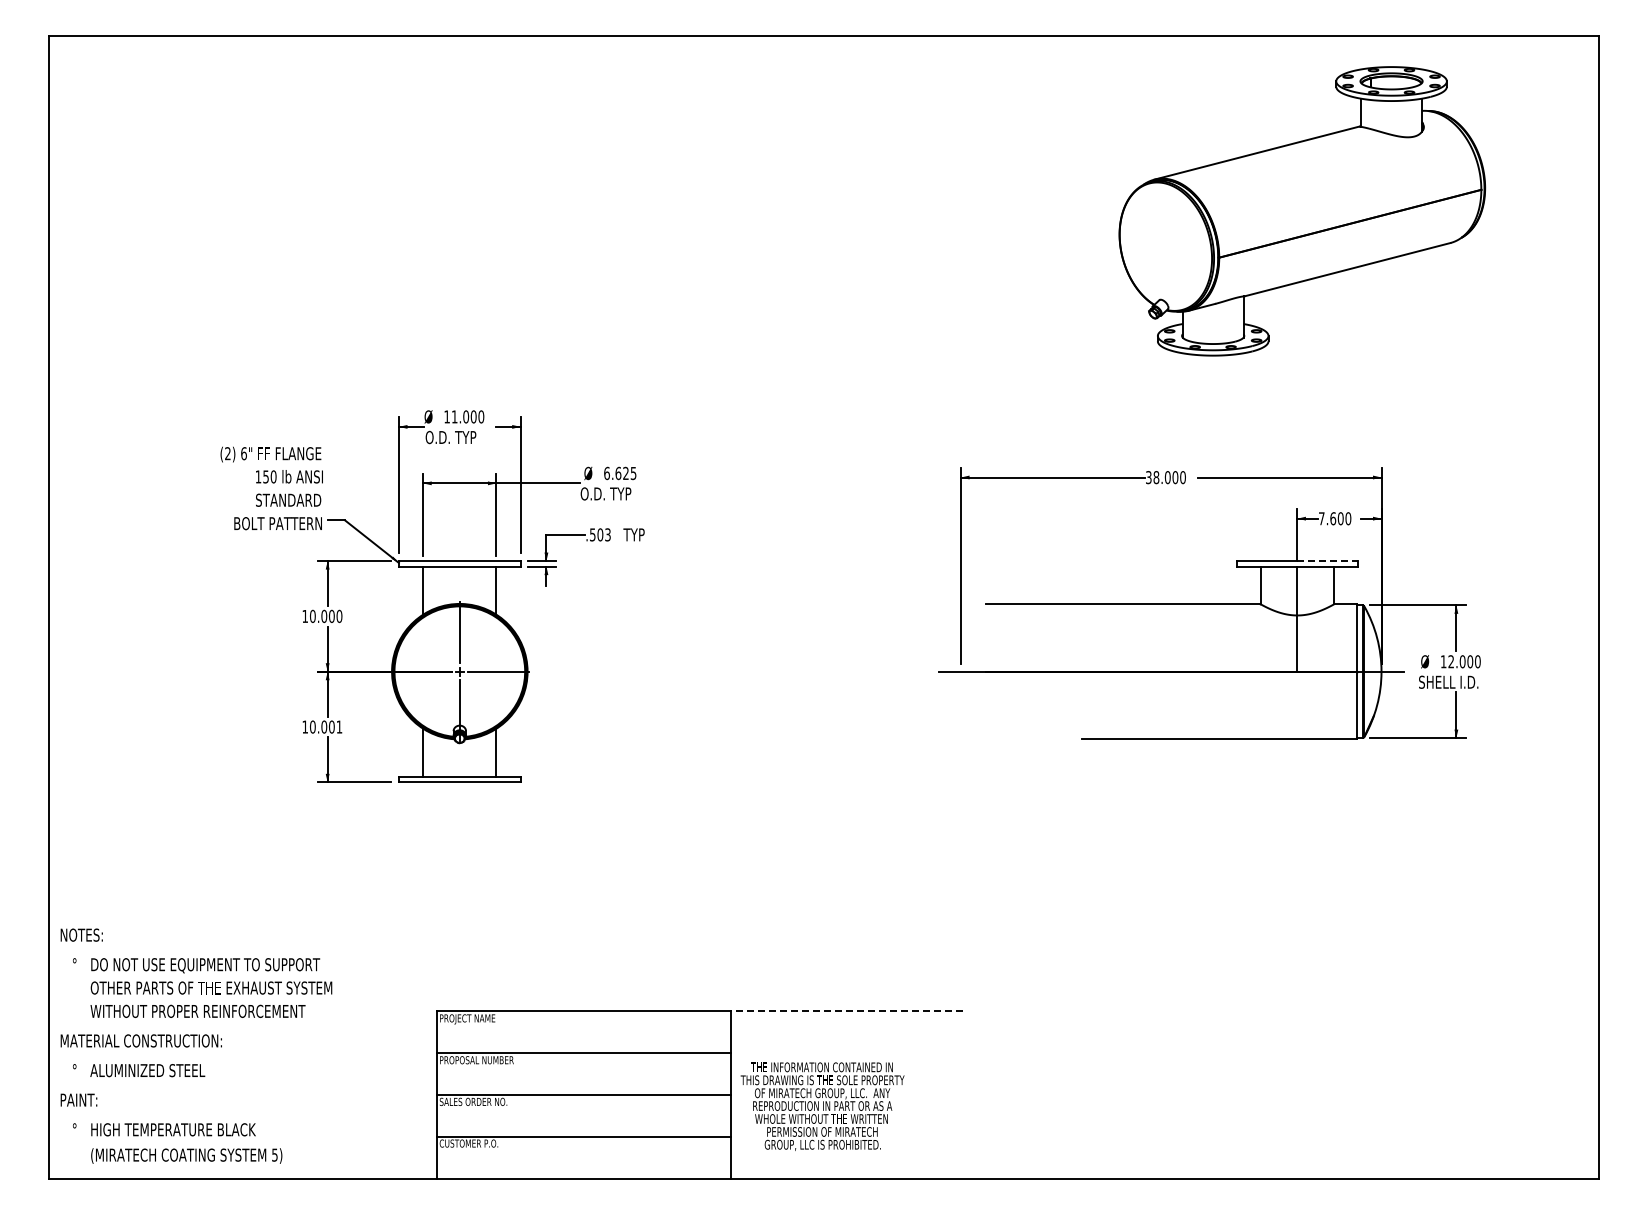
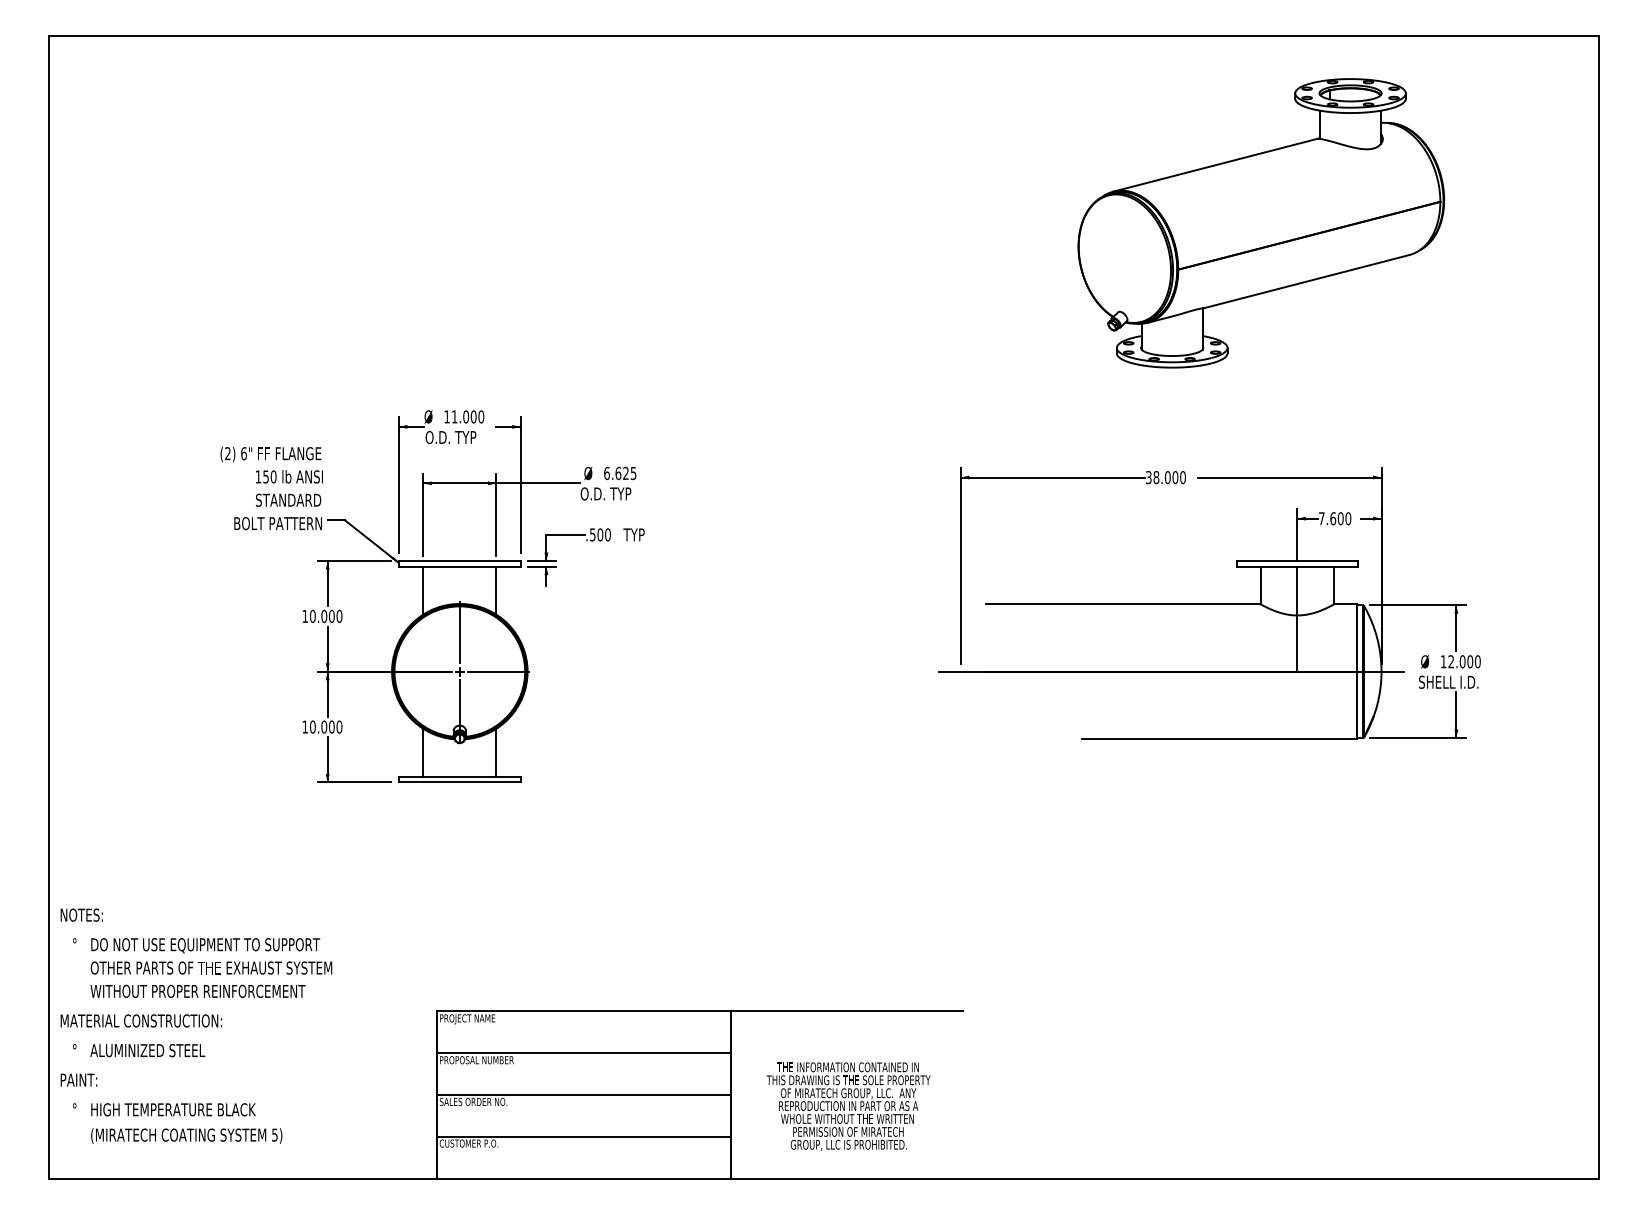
part position: (1302, 211) -> (1261, 223) (1261, 223)
text: .503 -> .500 (607, 534)
line: dashed -> solid (1328, 561)
text: 10.001 -> 10.000 (339, 726)
line: dashed -> solid (846, 1011)
text position: (196, 1045) -> (196, 1025) (196, 1025)
text position: (822, 1106) -> (848, 1106) (848, 1106)
